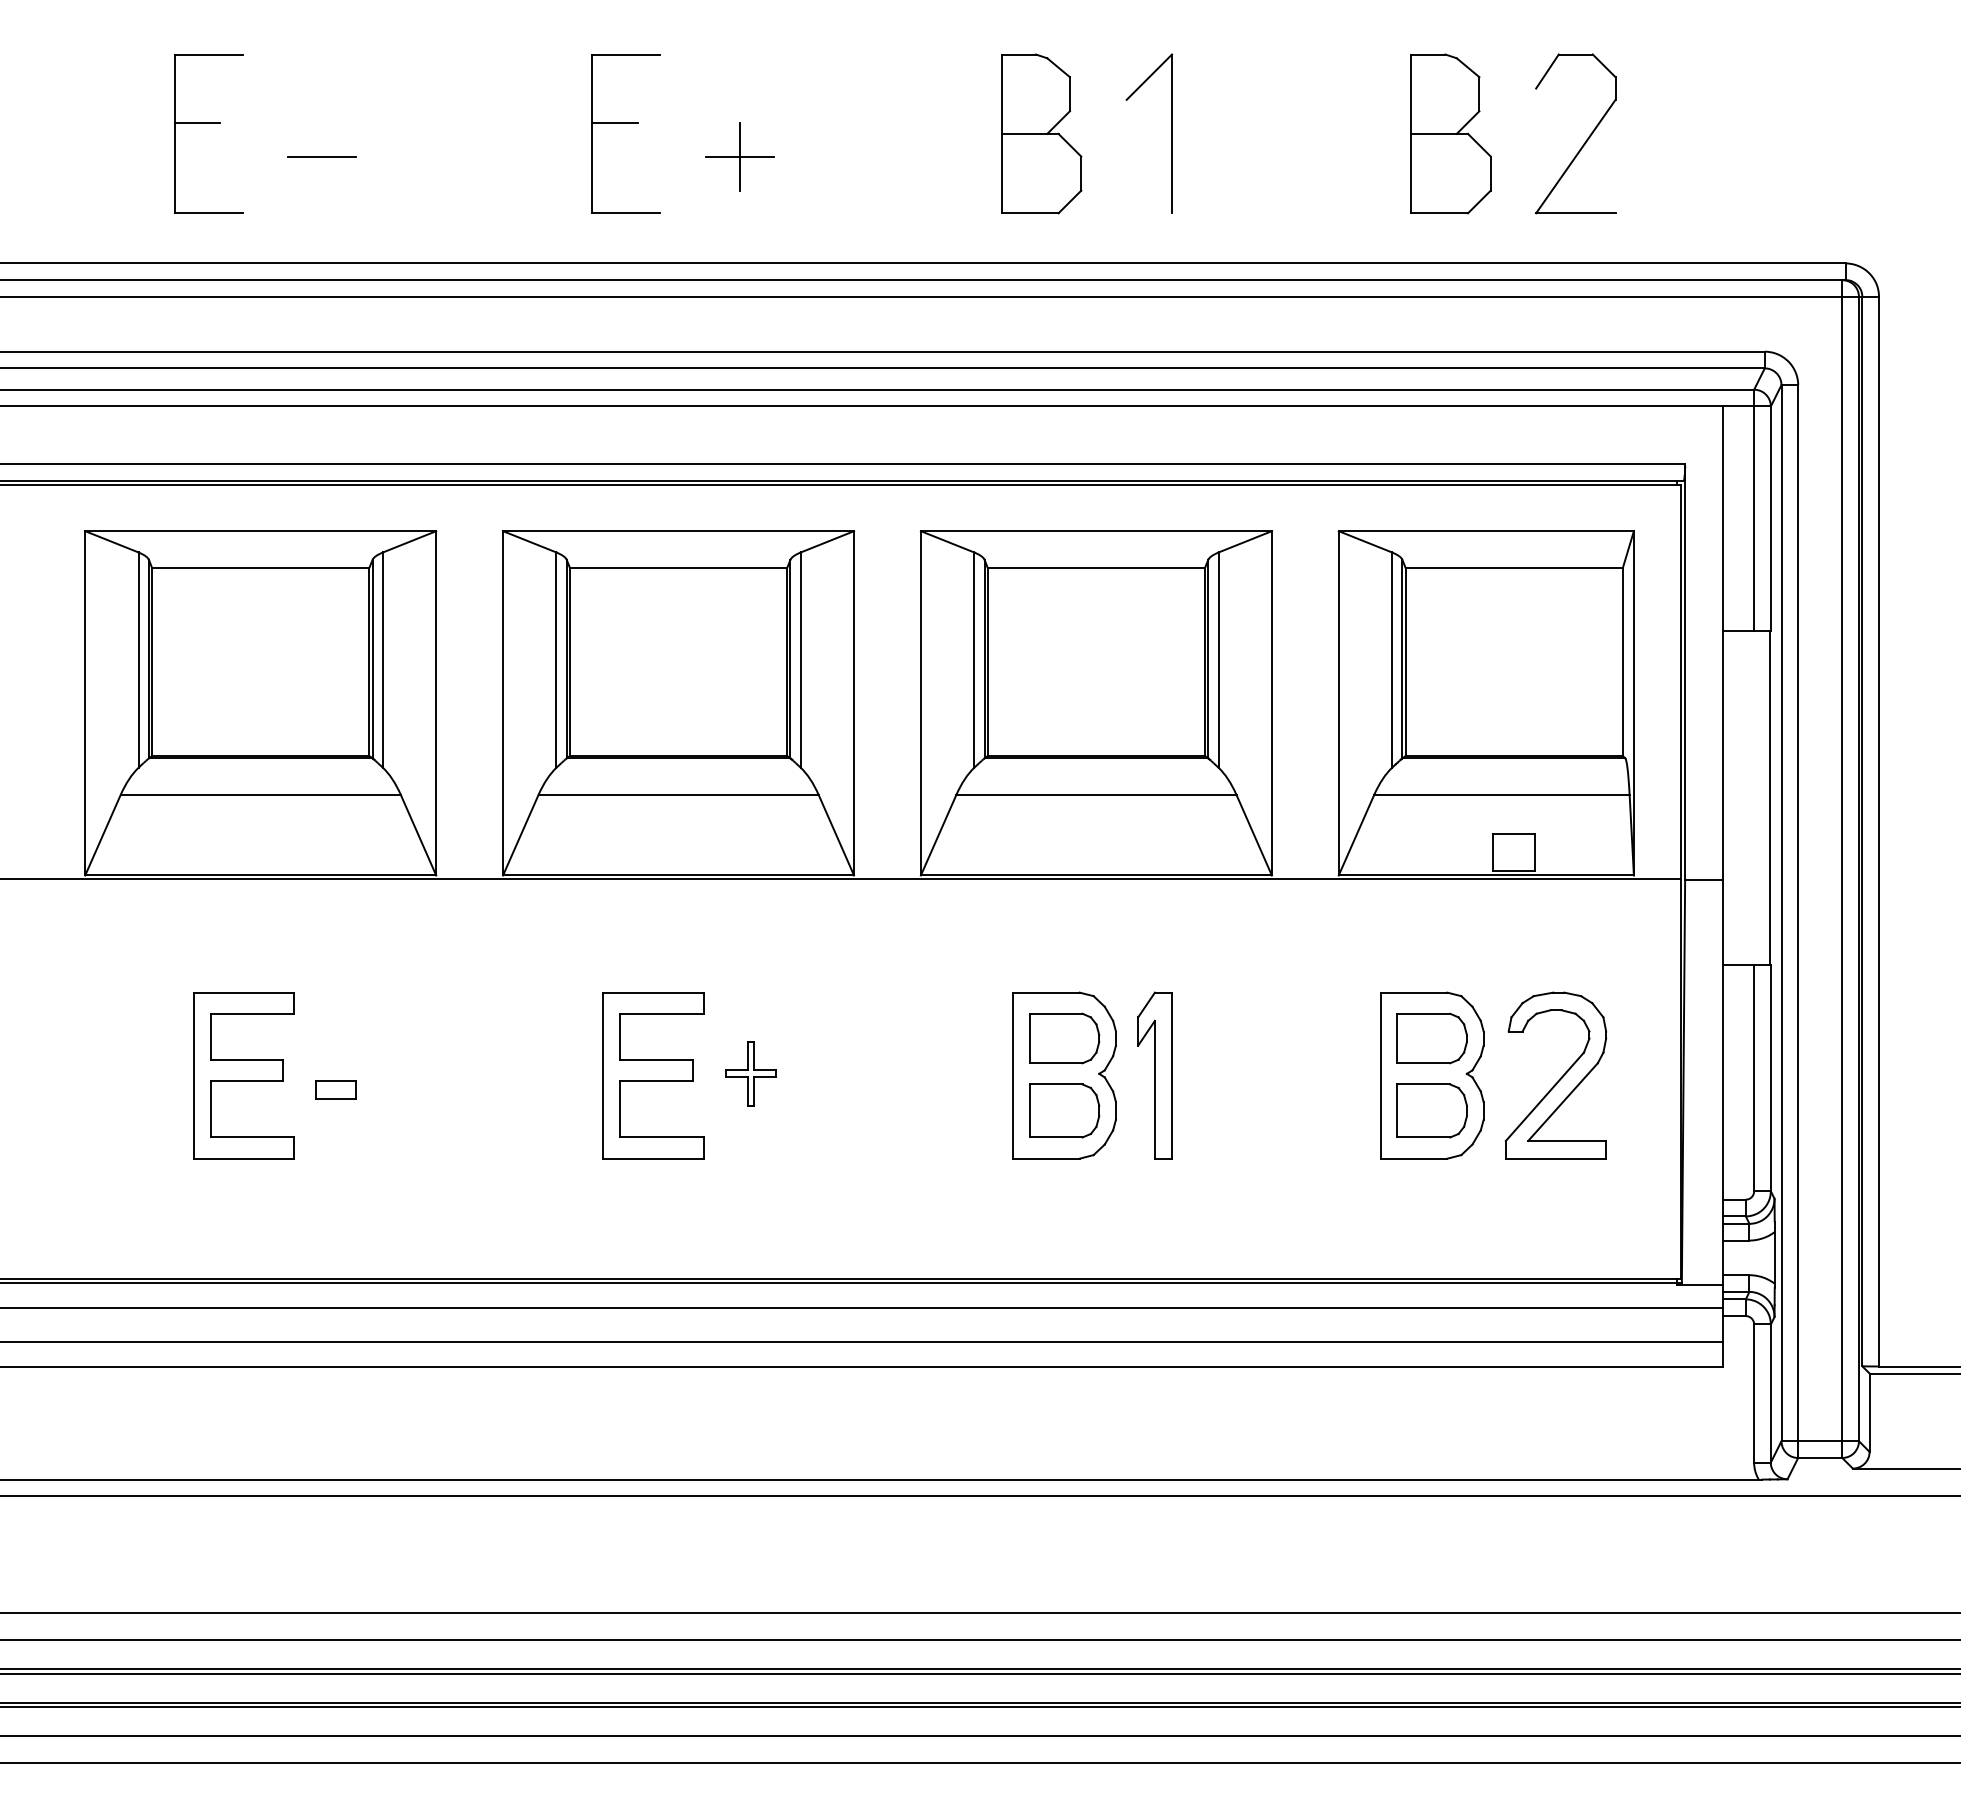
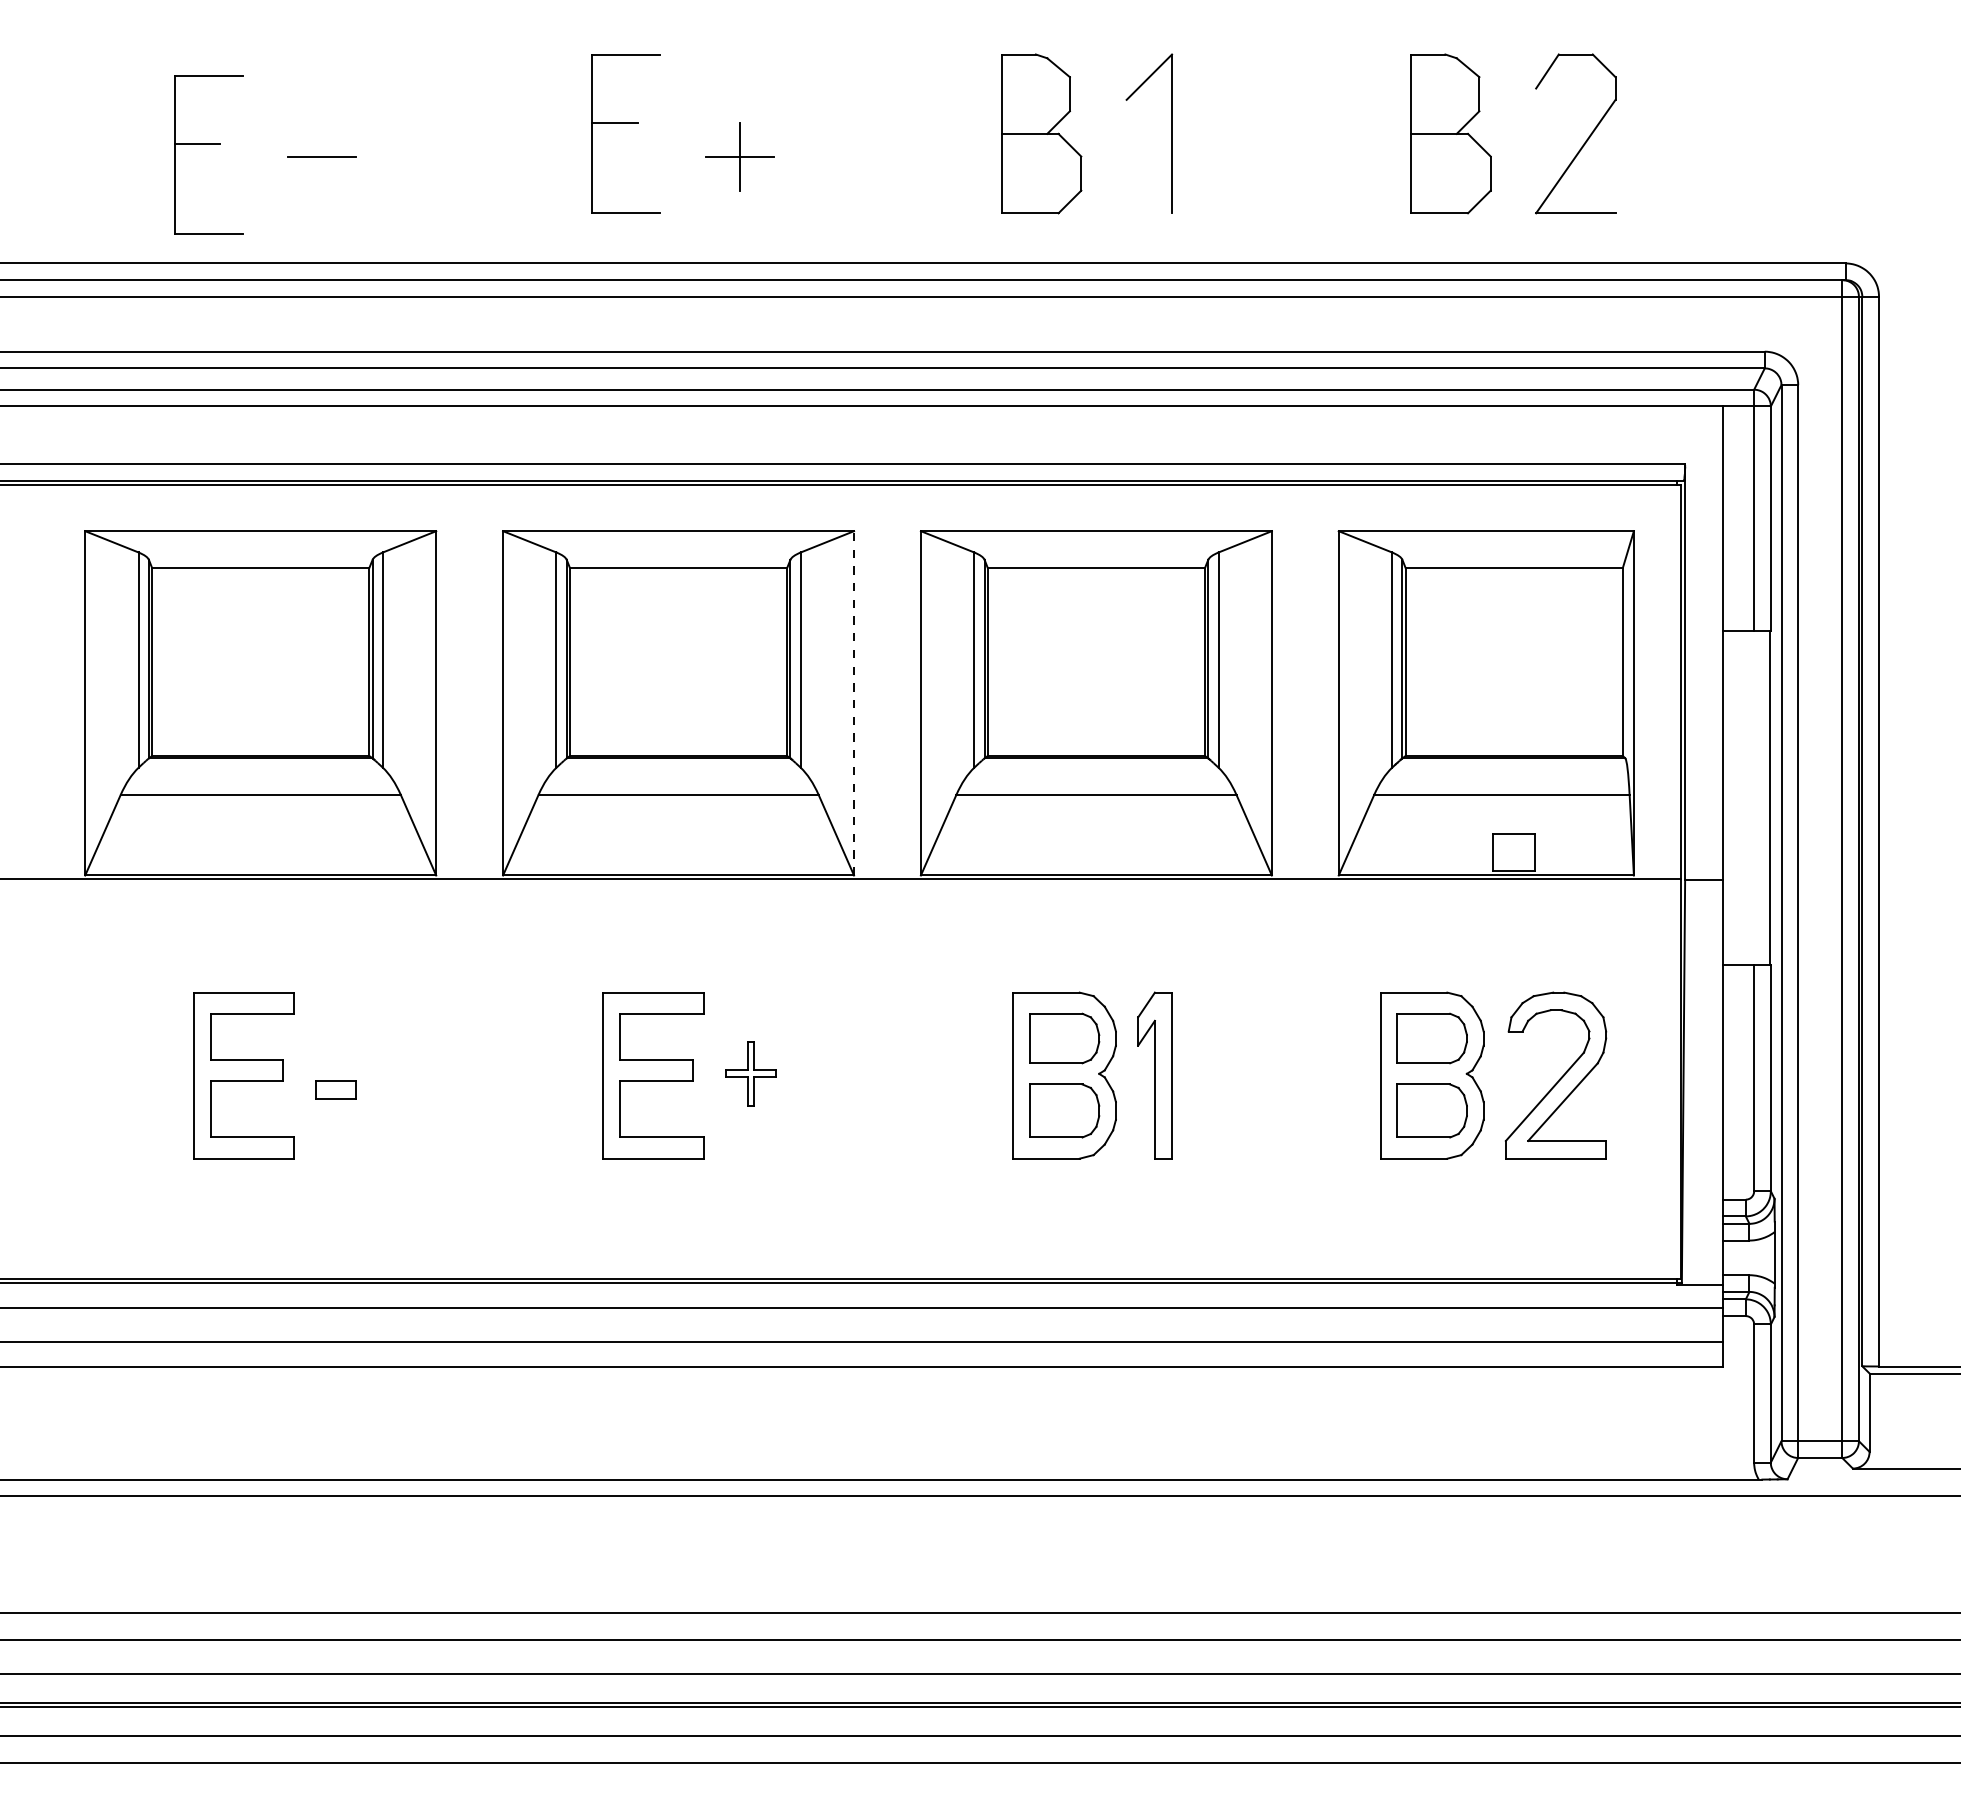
part position: (208, 123) -> (208, 144) (208, 144)
line: solid -> dashed (854, 702)
line: present -> none (979, 1669)
